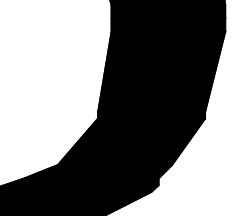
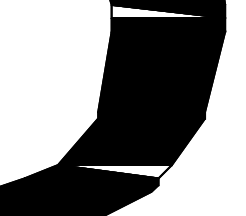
fill: present -> none (168, 10)
fill: present -> none (114, 171)
